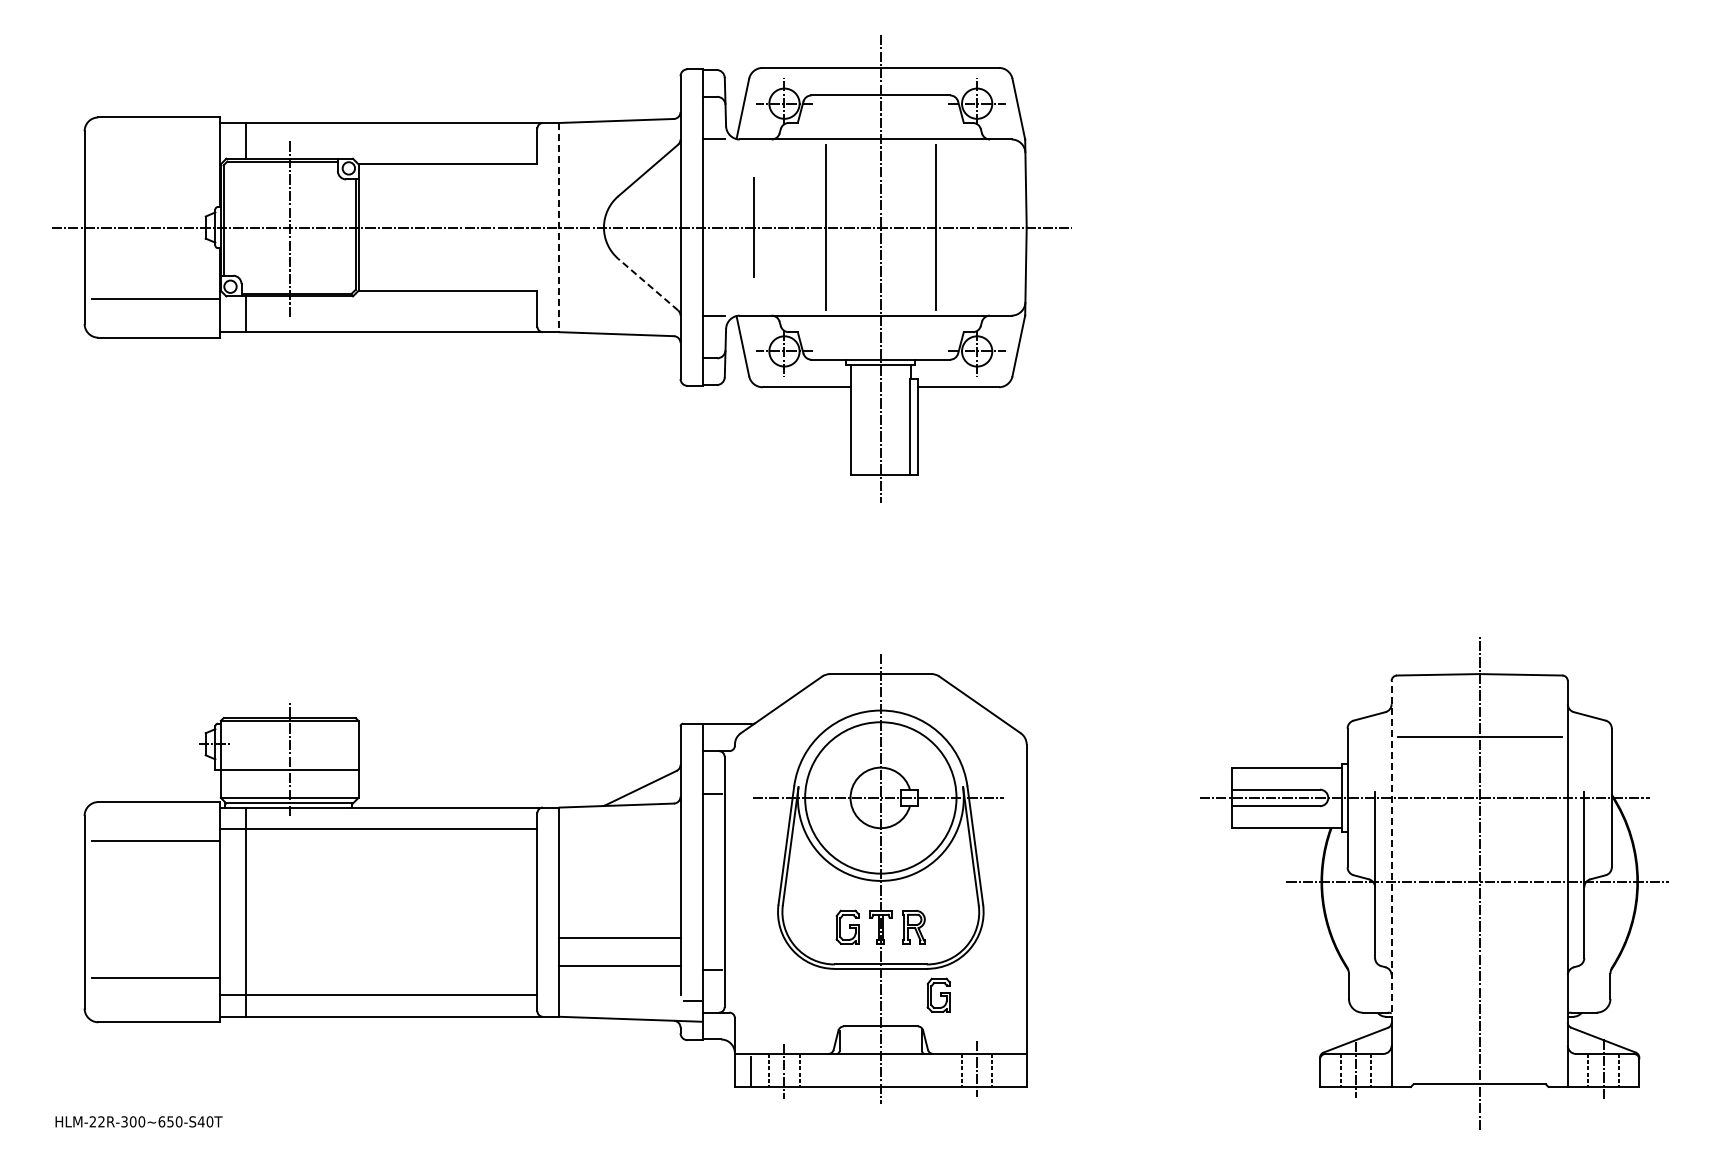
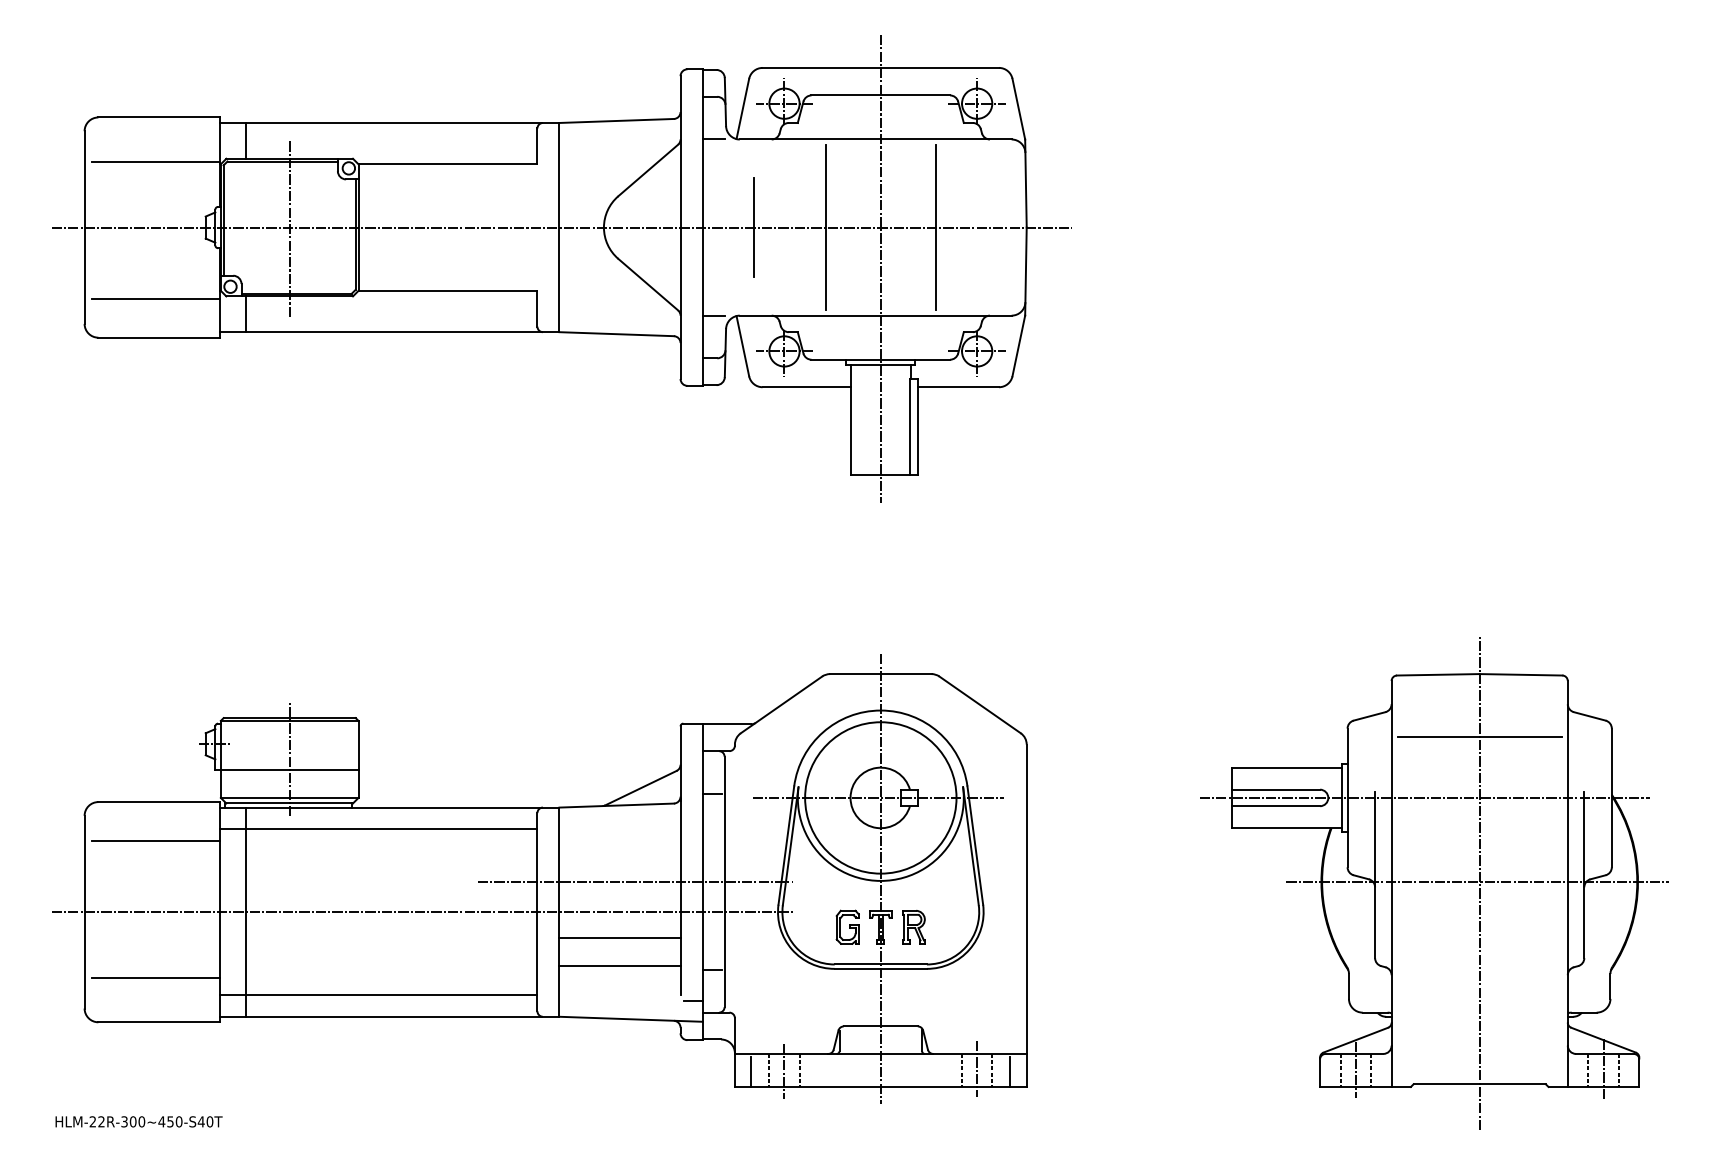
line: none -> present (155, 161)
line: dashed -> solid (559, 227)
line: dashed -> solid (648, 284)
line: dashed -> solid (1391, 851)
line: none -> present (634, 881)
line: none -> present (421, 912)
part: present -> none (938, 994)
line: none -> present (1010, 1071)
text: HLM-22R-300~650-S40T -> HLM-22R-300~450-S40T (161, 1121)
